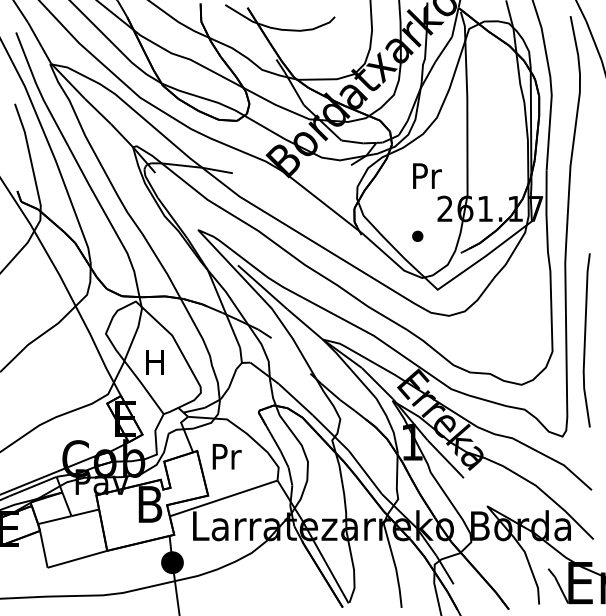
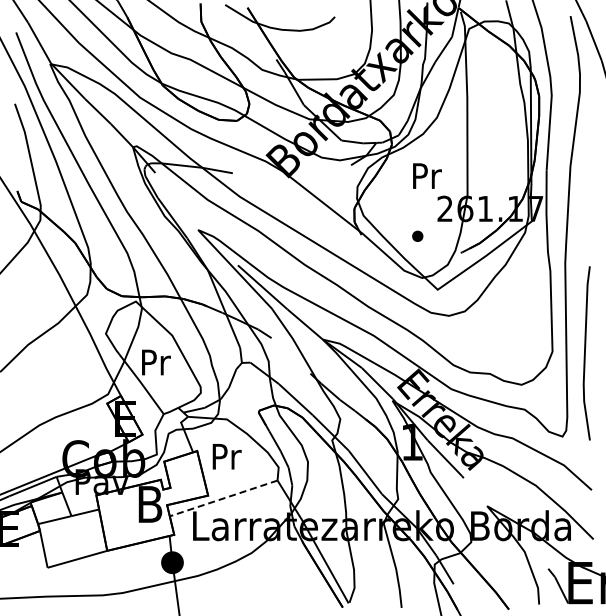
line position: (585, 340) -> (585, 353) (585, 353)
text: H -> Pr (156, 362)
line: solid -> dashed (223, 498)
